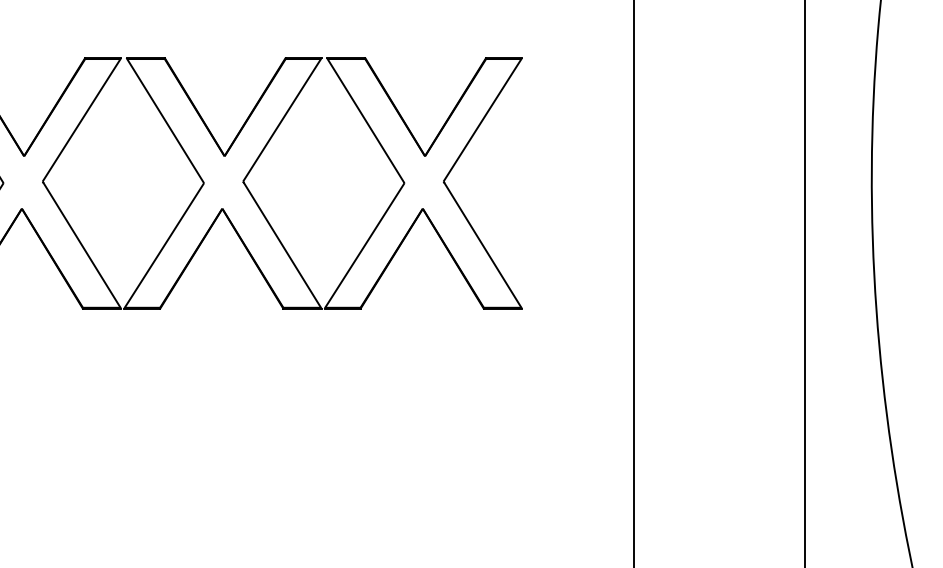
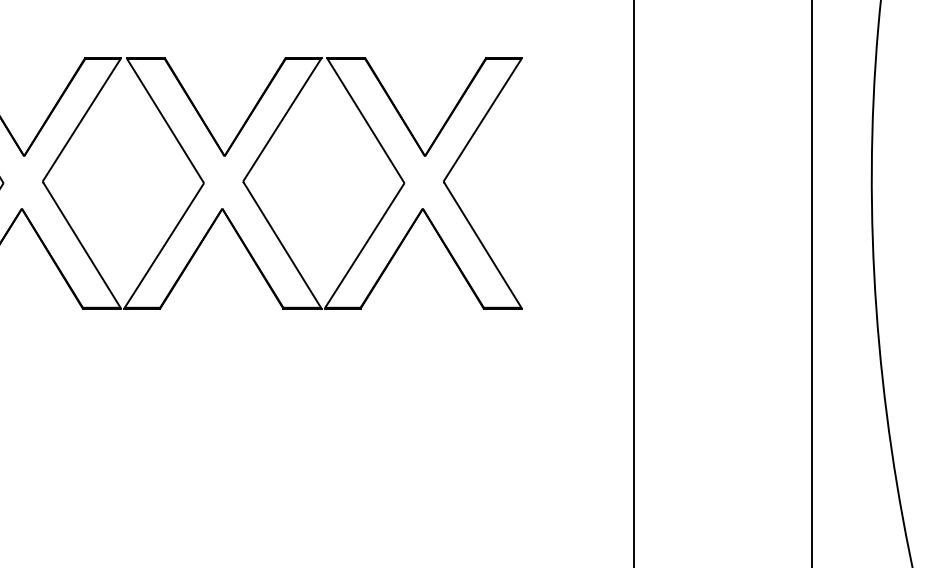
line position: (804, 283) -> (811, 283) (811, 283)
